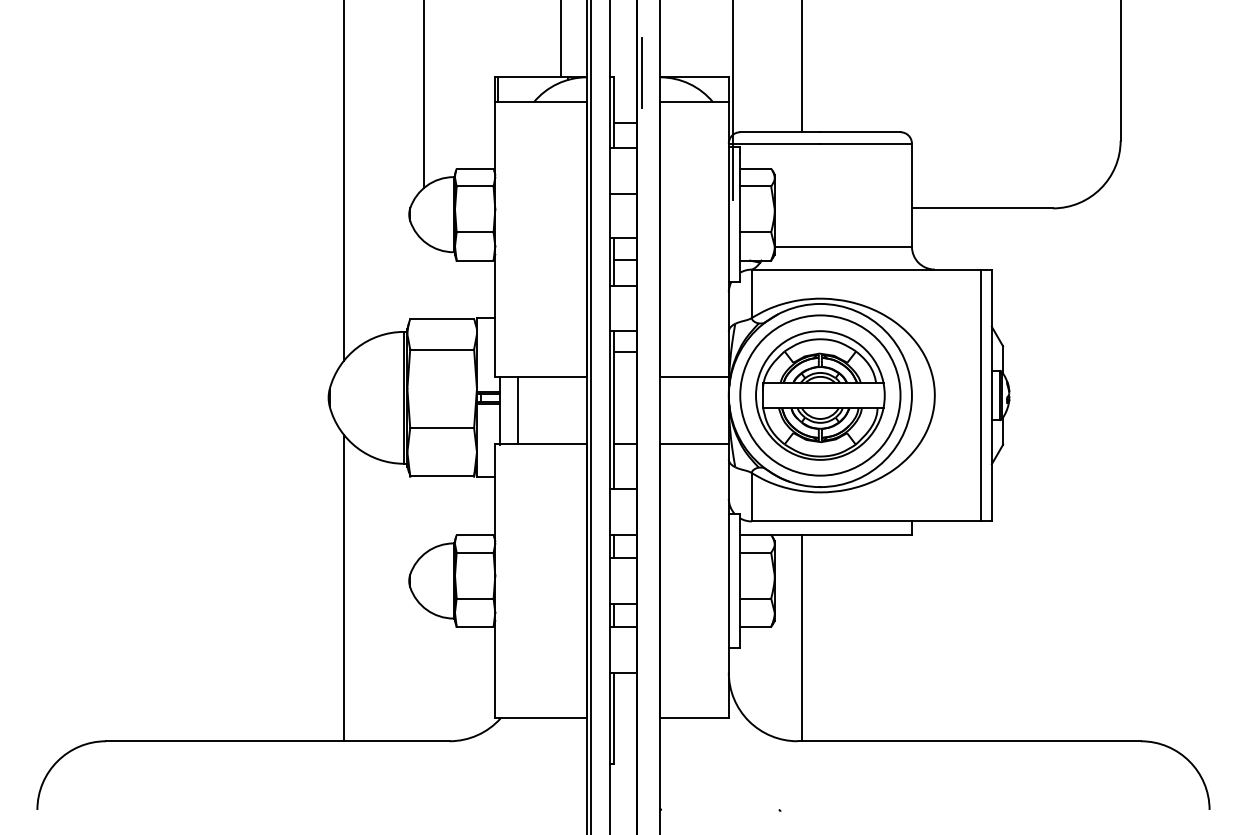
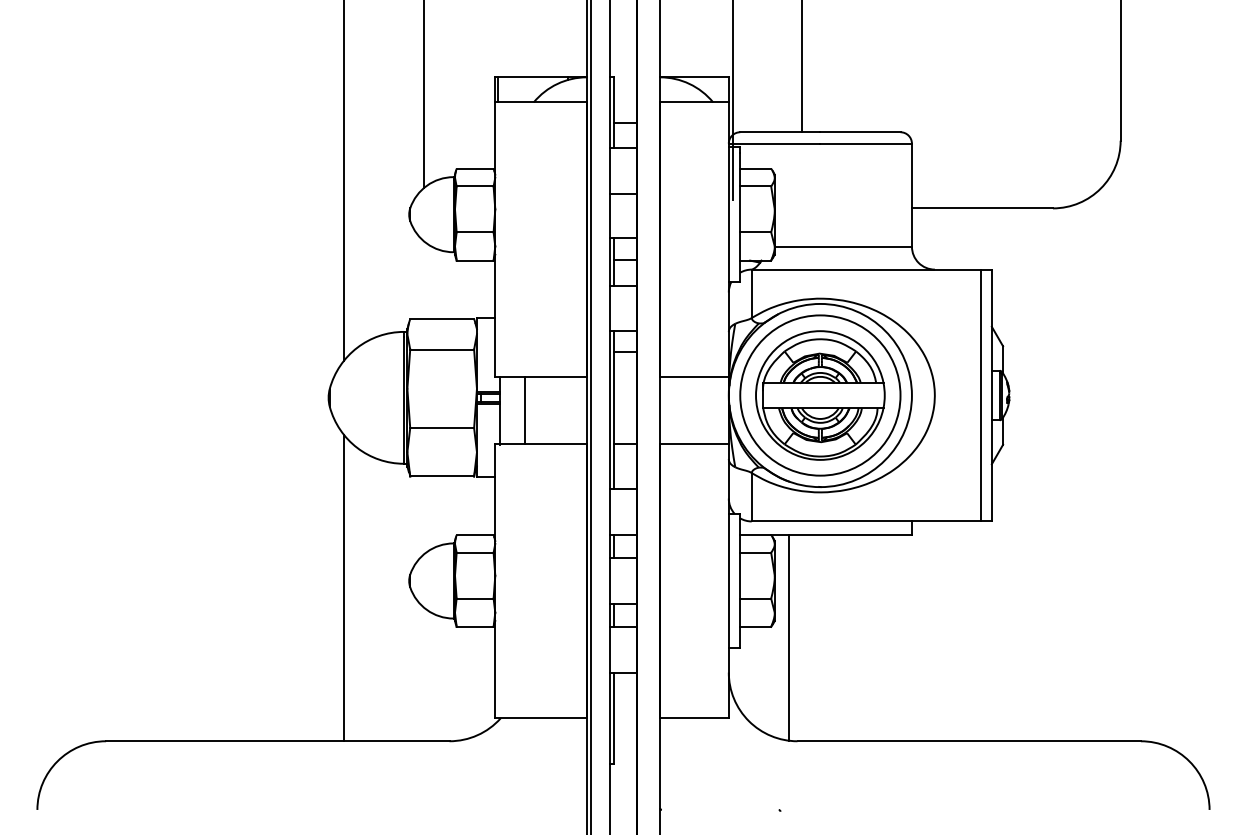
line: present -> none (561, 39)
line: present -> none (641, 73)
line position: (518, 410) -> (525, 410) (525, 410)
line position: (802, 638) -> (789, 638) (789, 638)
